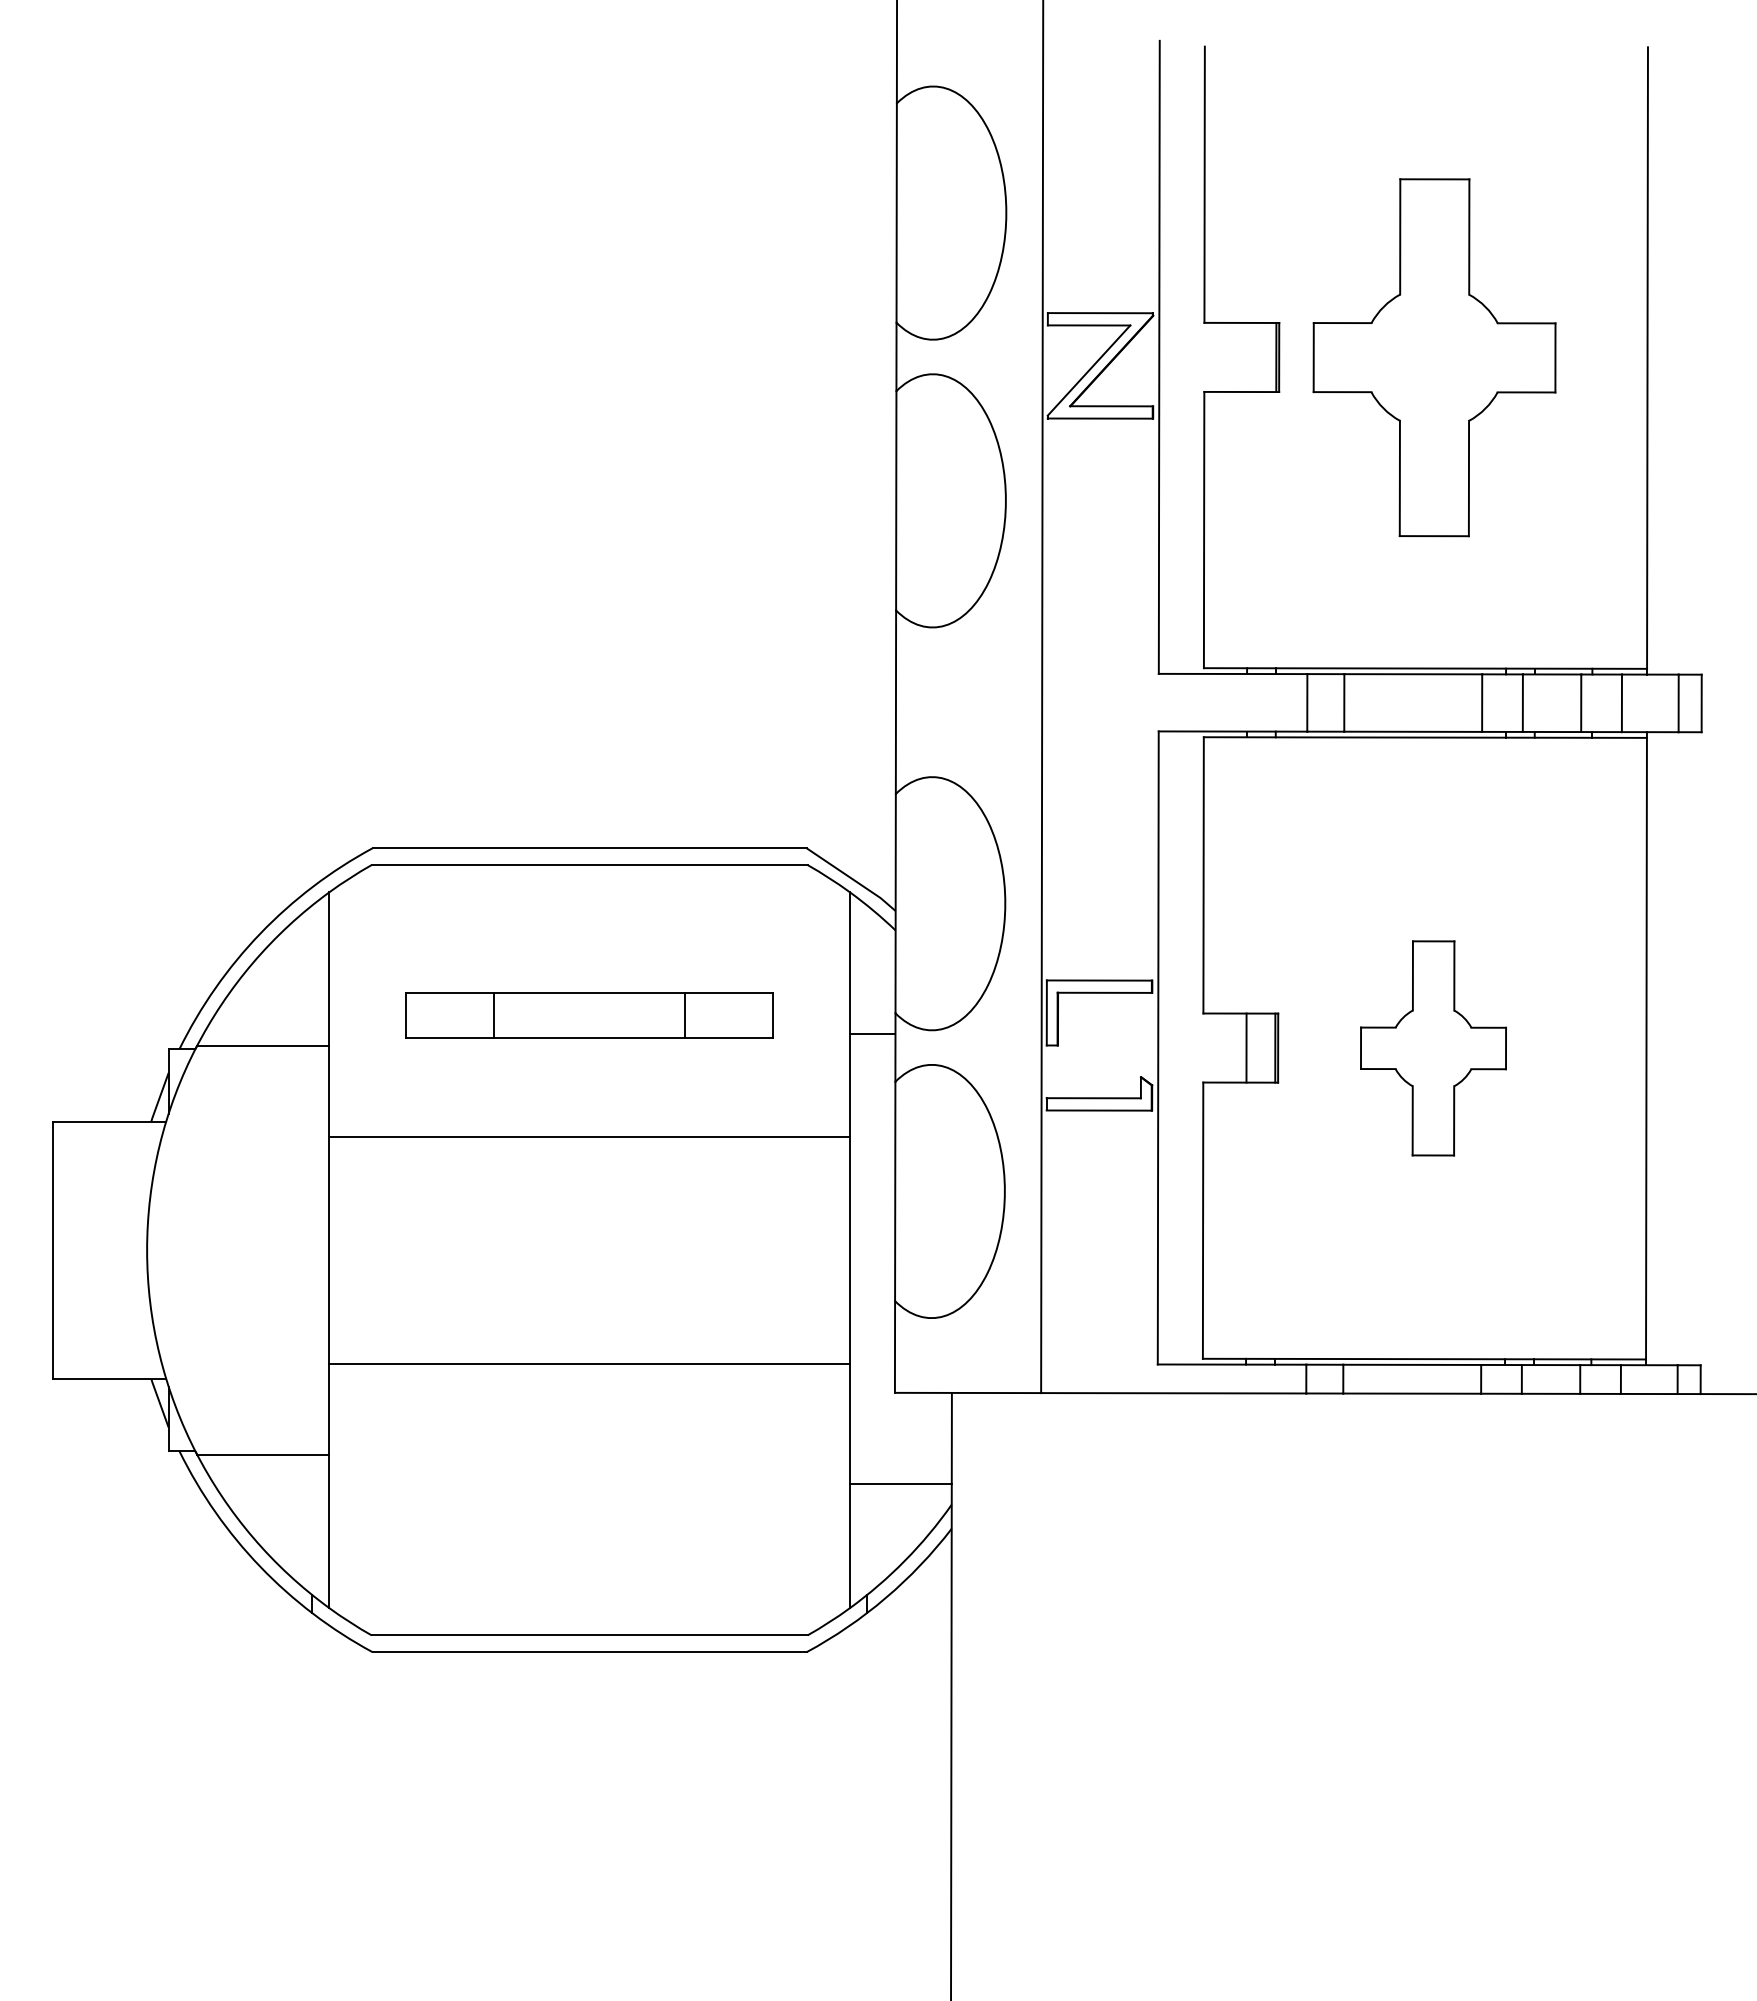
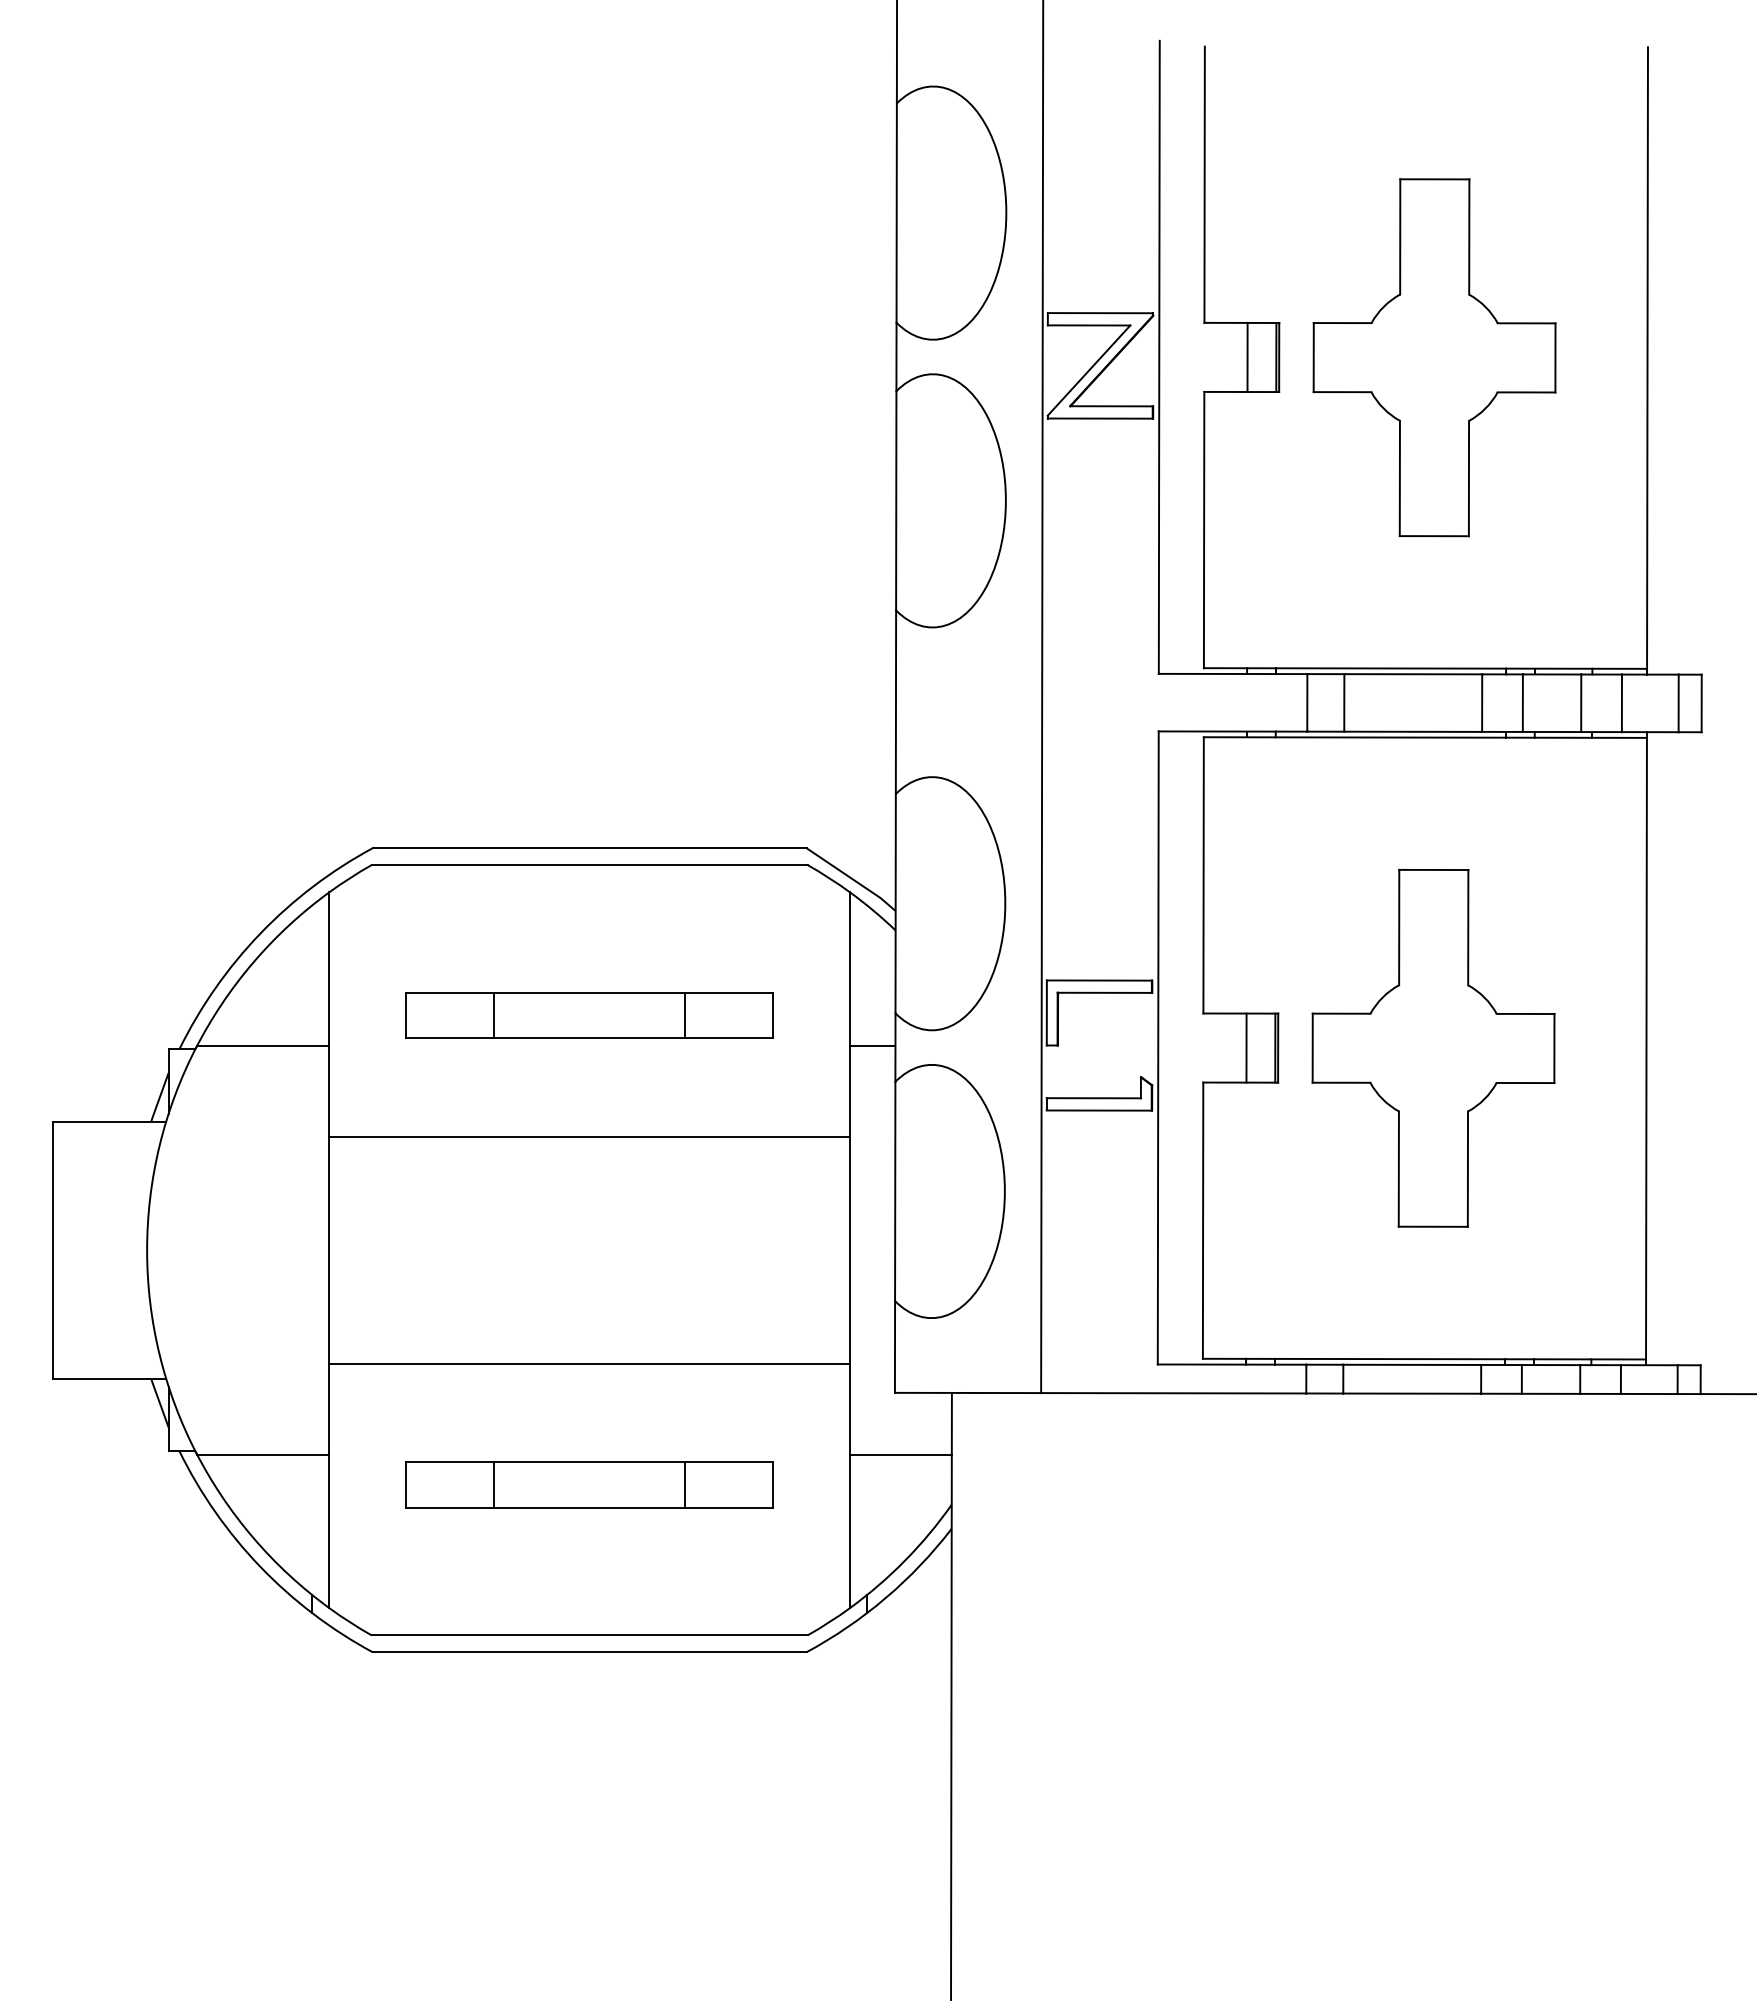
line: none -> present (1247, 357)
line position: (872, 1033) -> (872, 1045) (872, 1045)
part size: 147x217 px -> 245x359 px (1433, 1048)
line position: (900, 1483) -> (900, 1454) (900, 1454)
part: none -> present (589, 1484)
